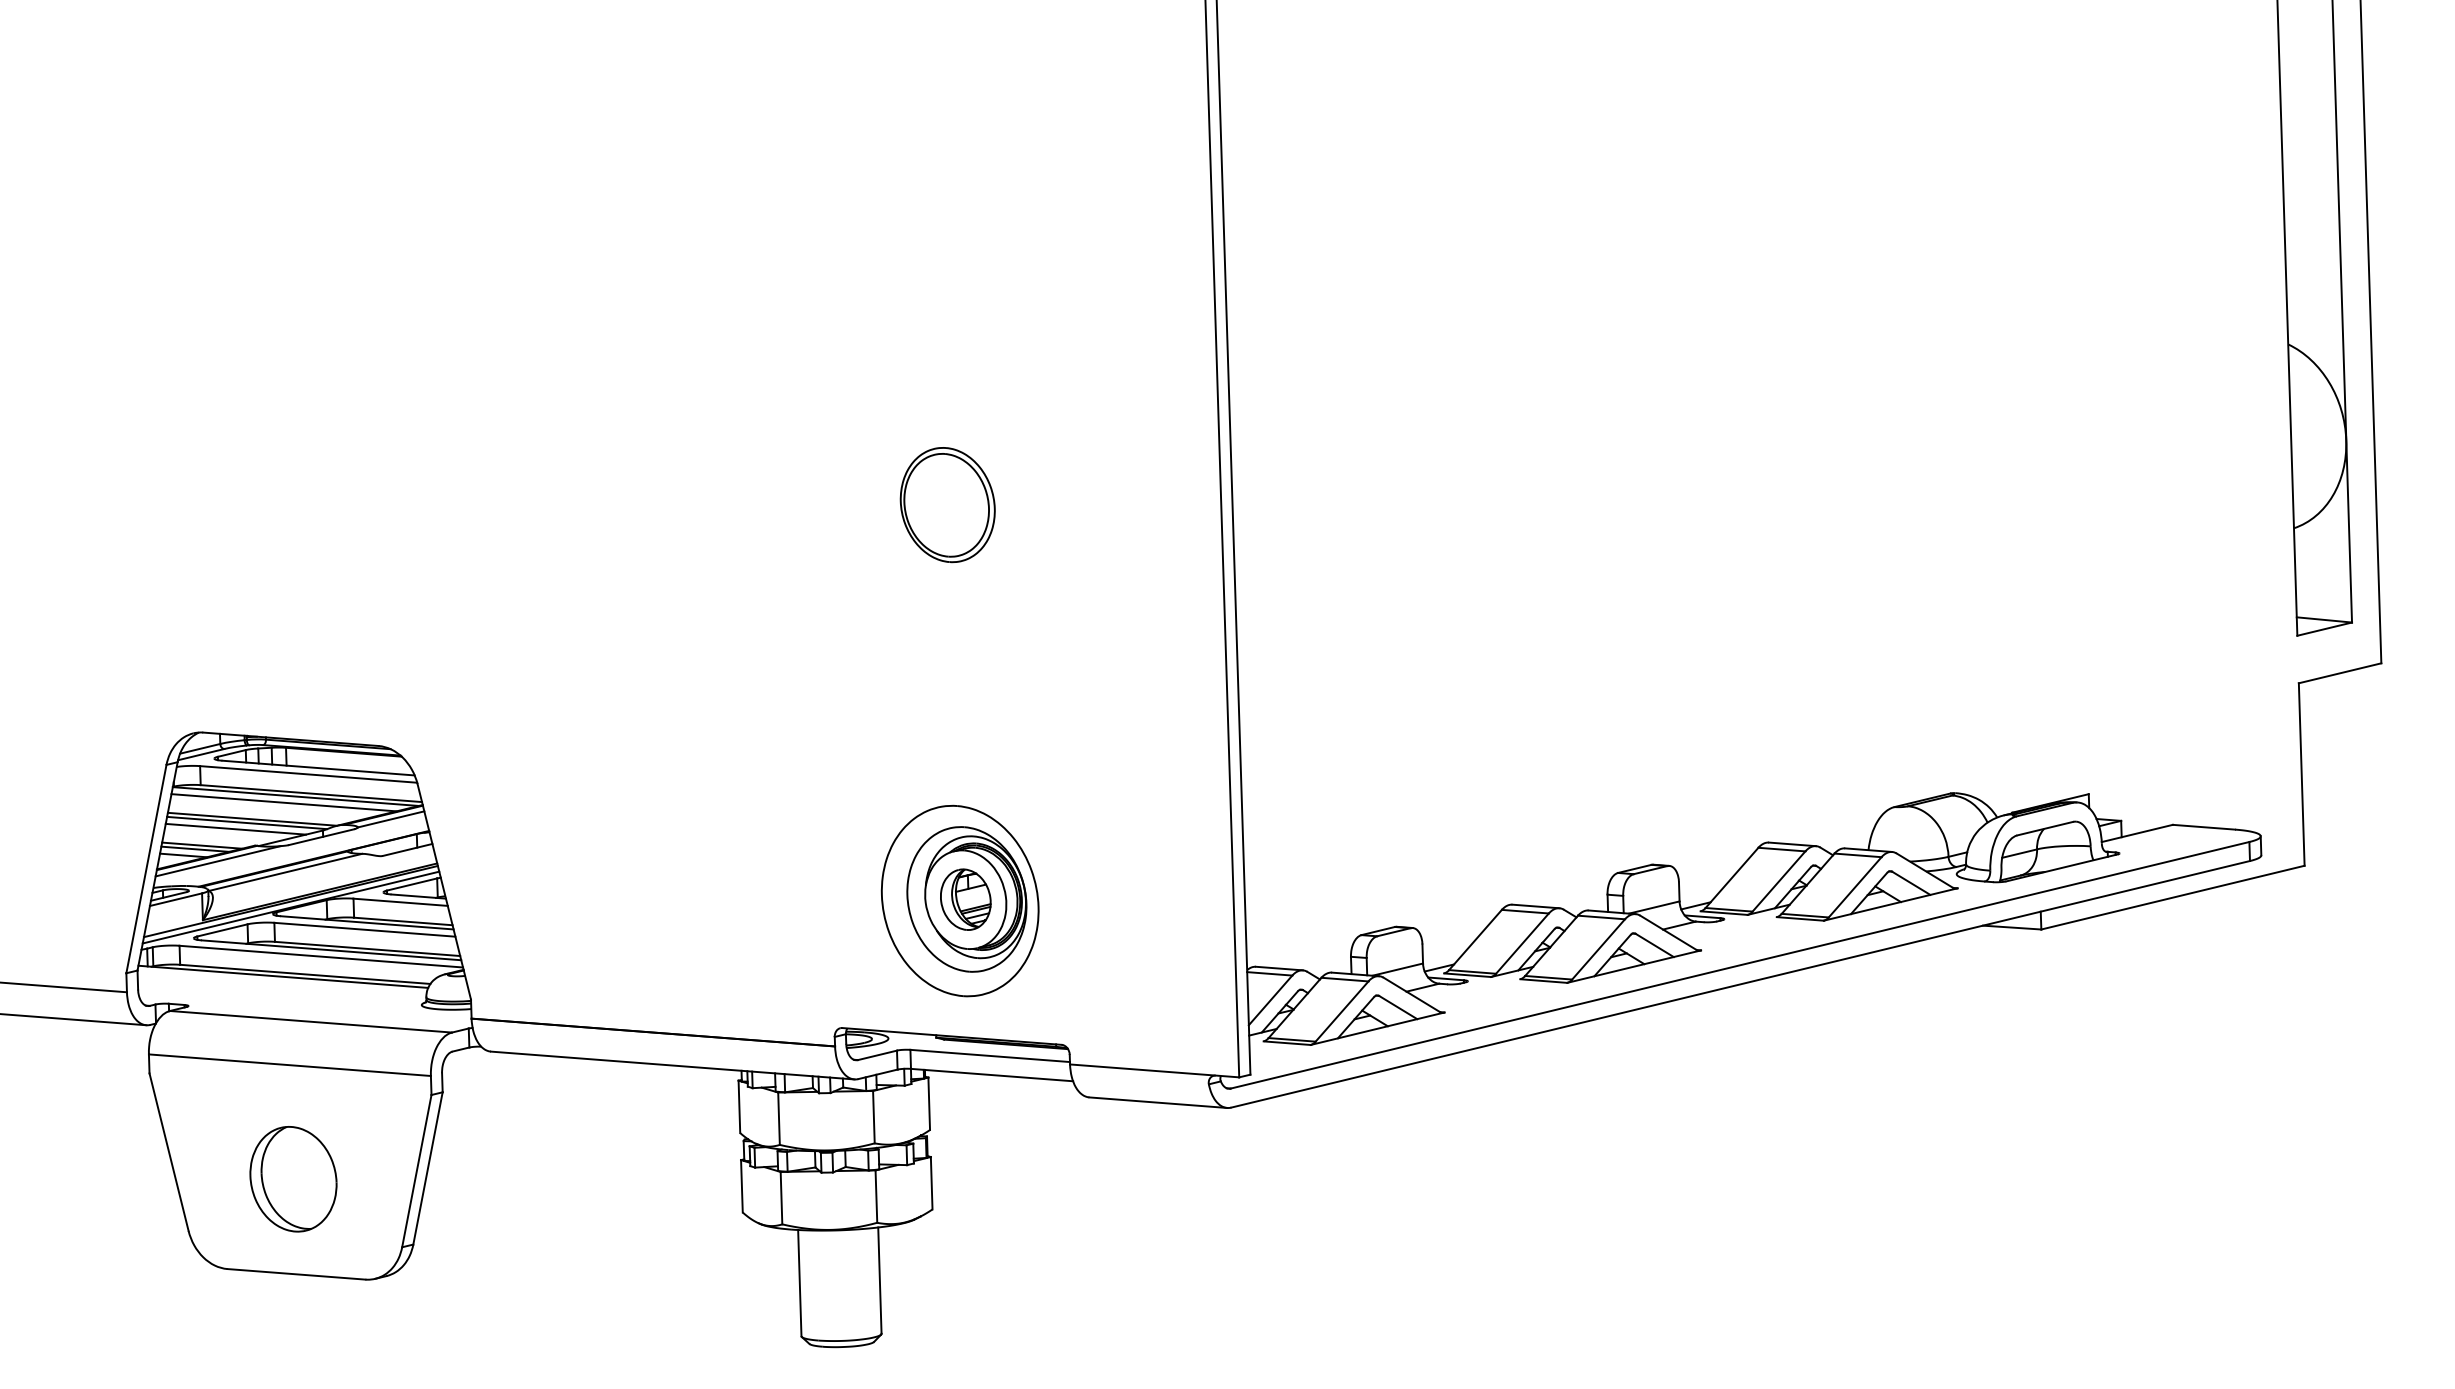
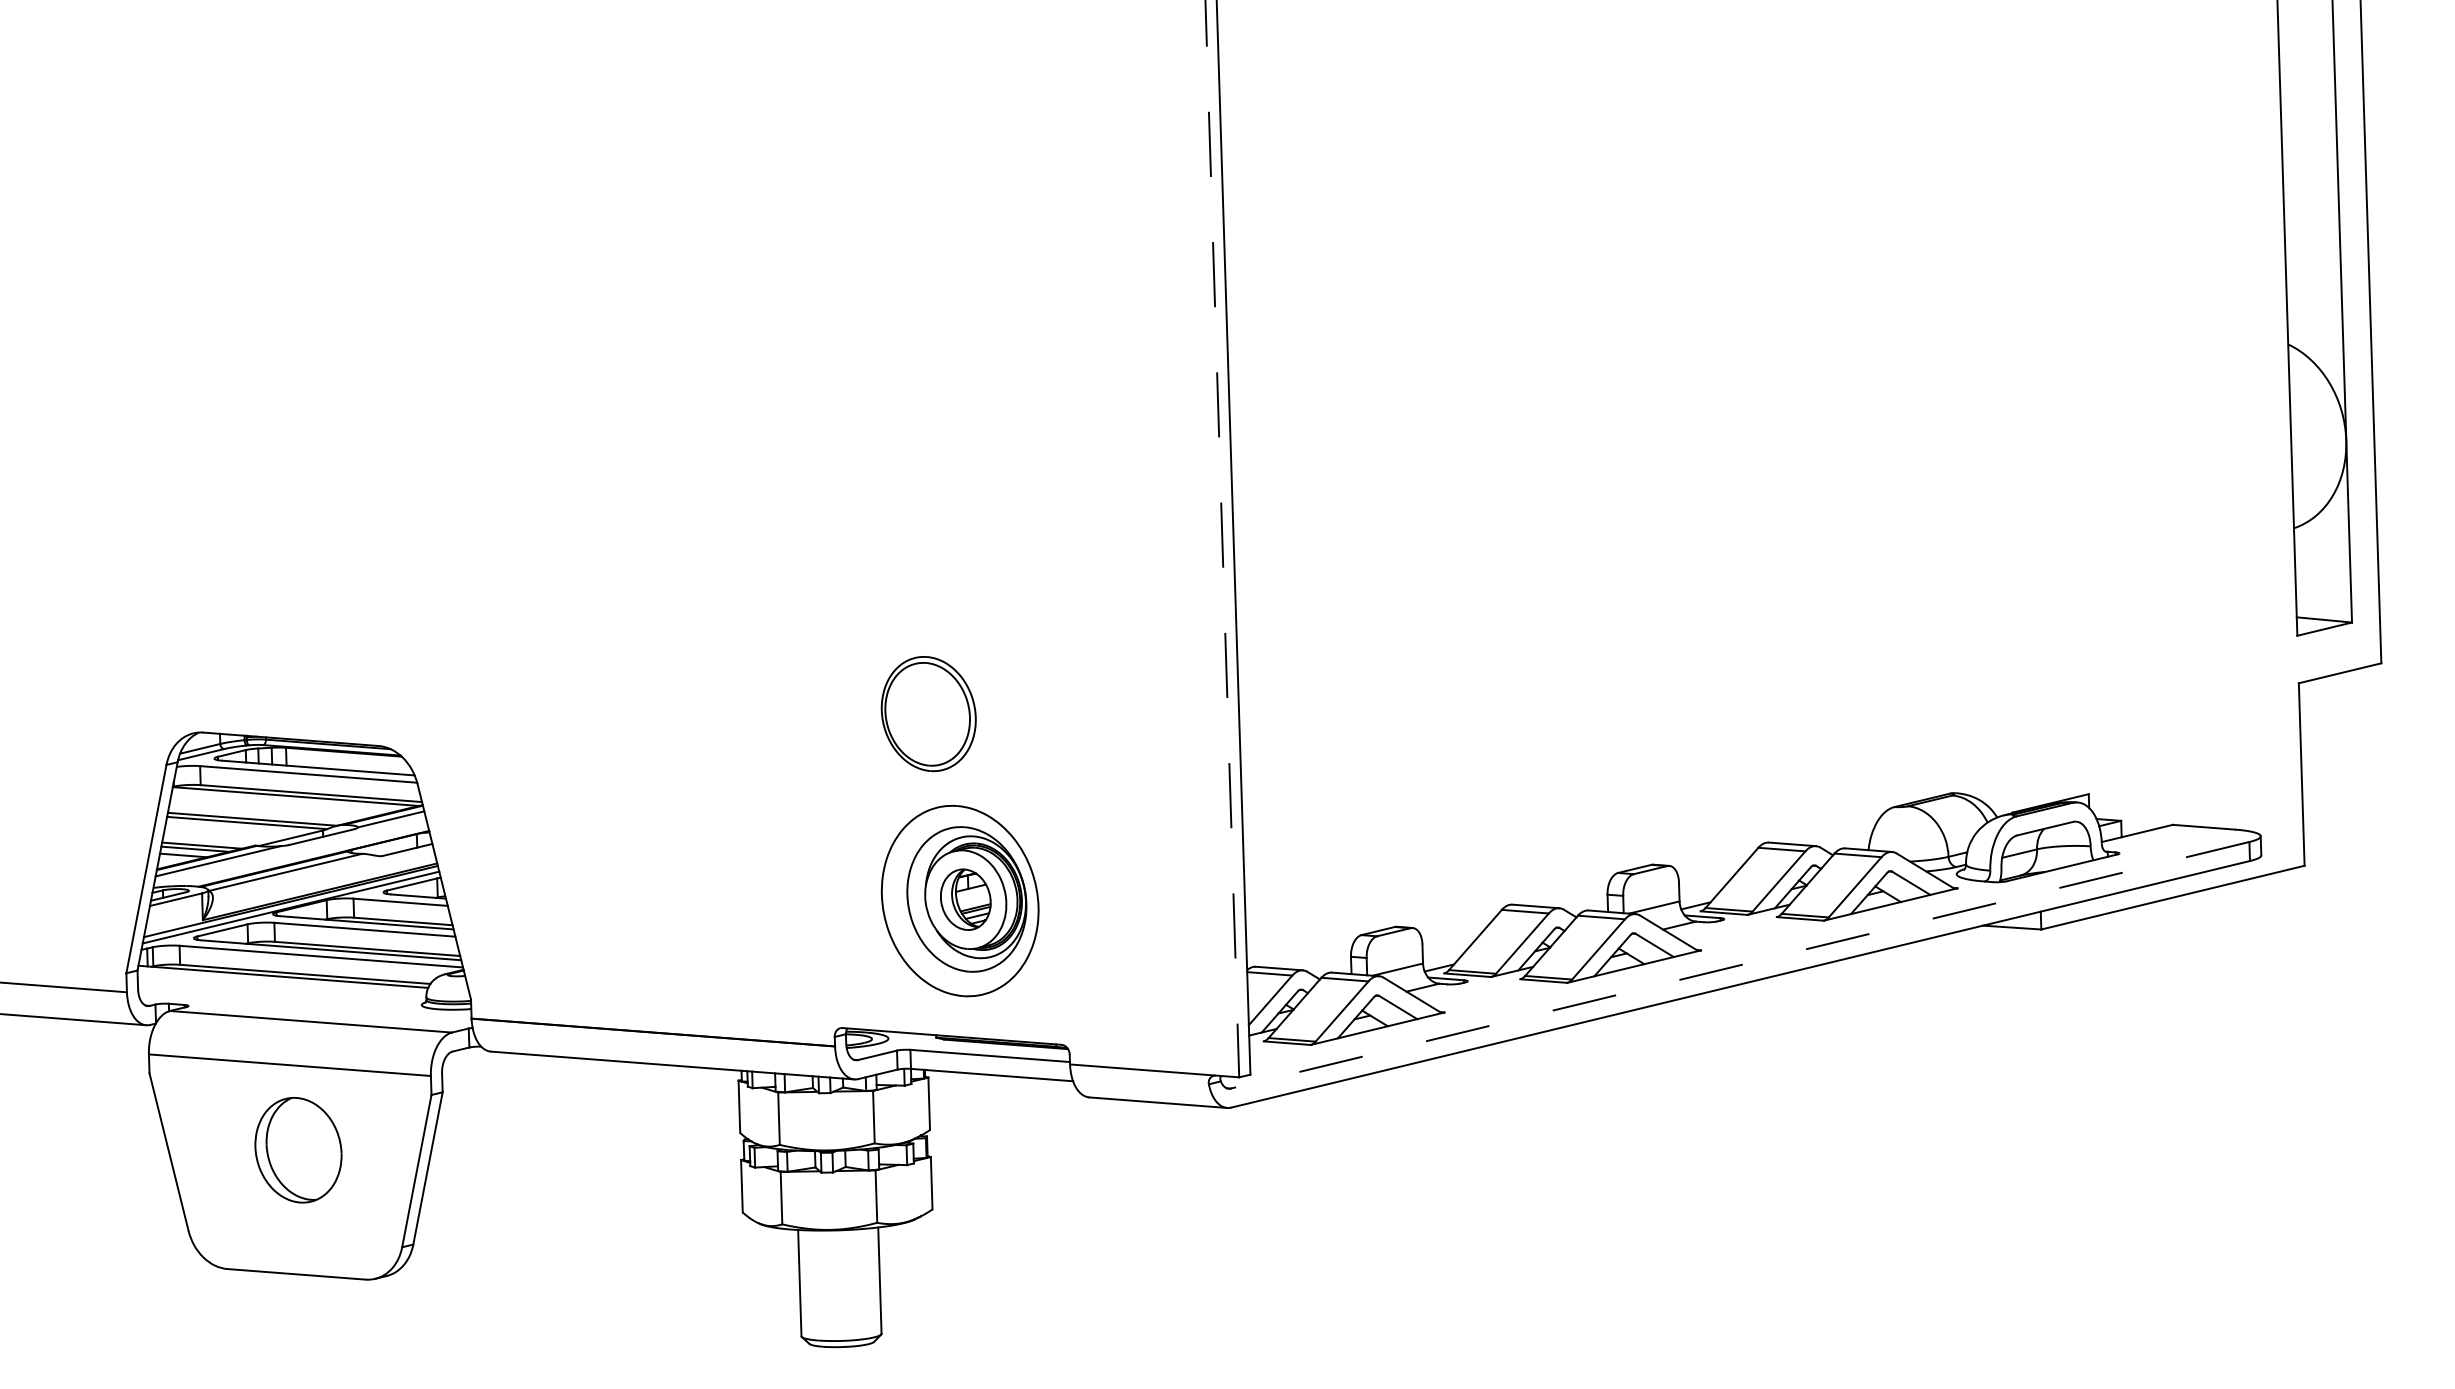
part position: (947, 505) -> (928, 714) (928, 714)
line: solid -> dashed (1222, 539)
line: present -> none (283, 802)
line: present -> none (235, 828)
line: solid -> dashed (1739, 965)
part position: (293, 1179) -> (298, 1150) (298, 1150)
